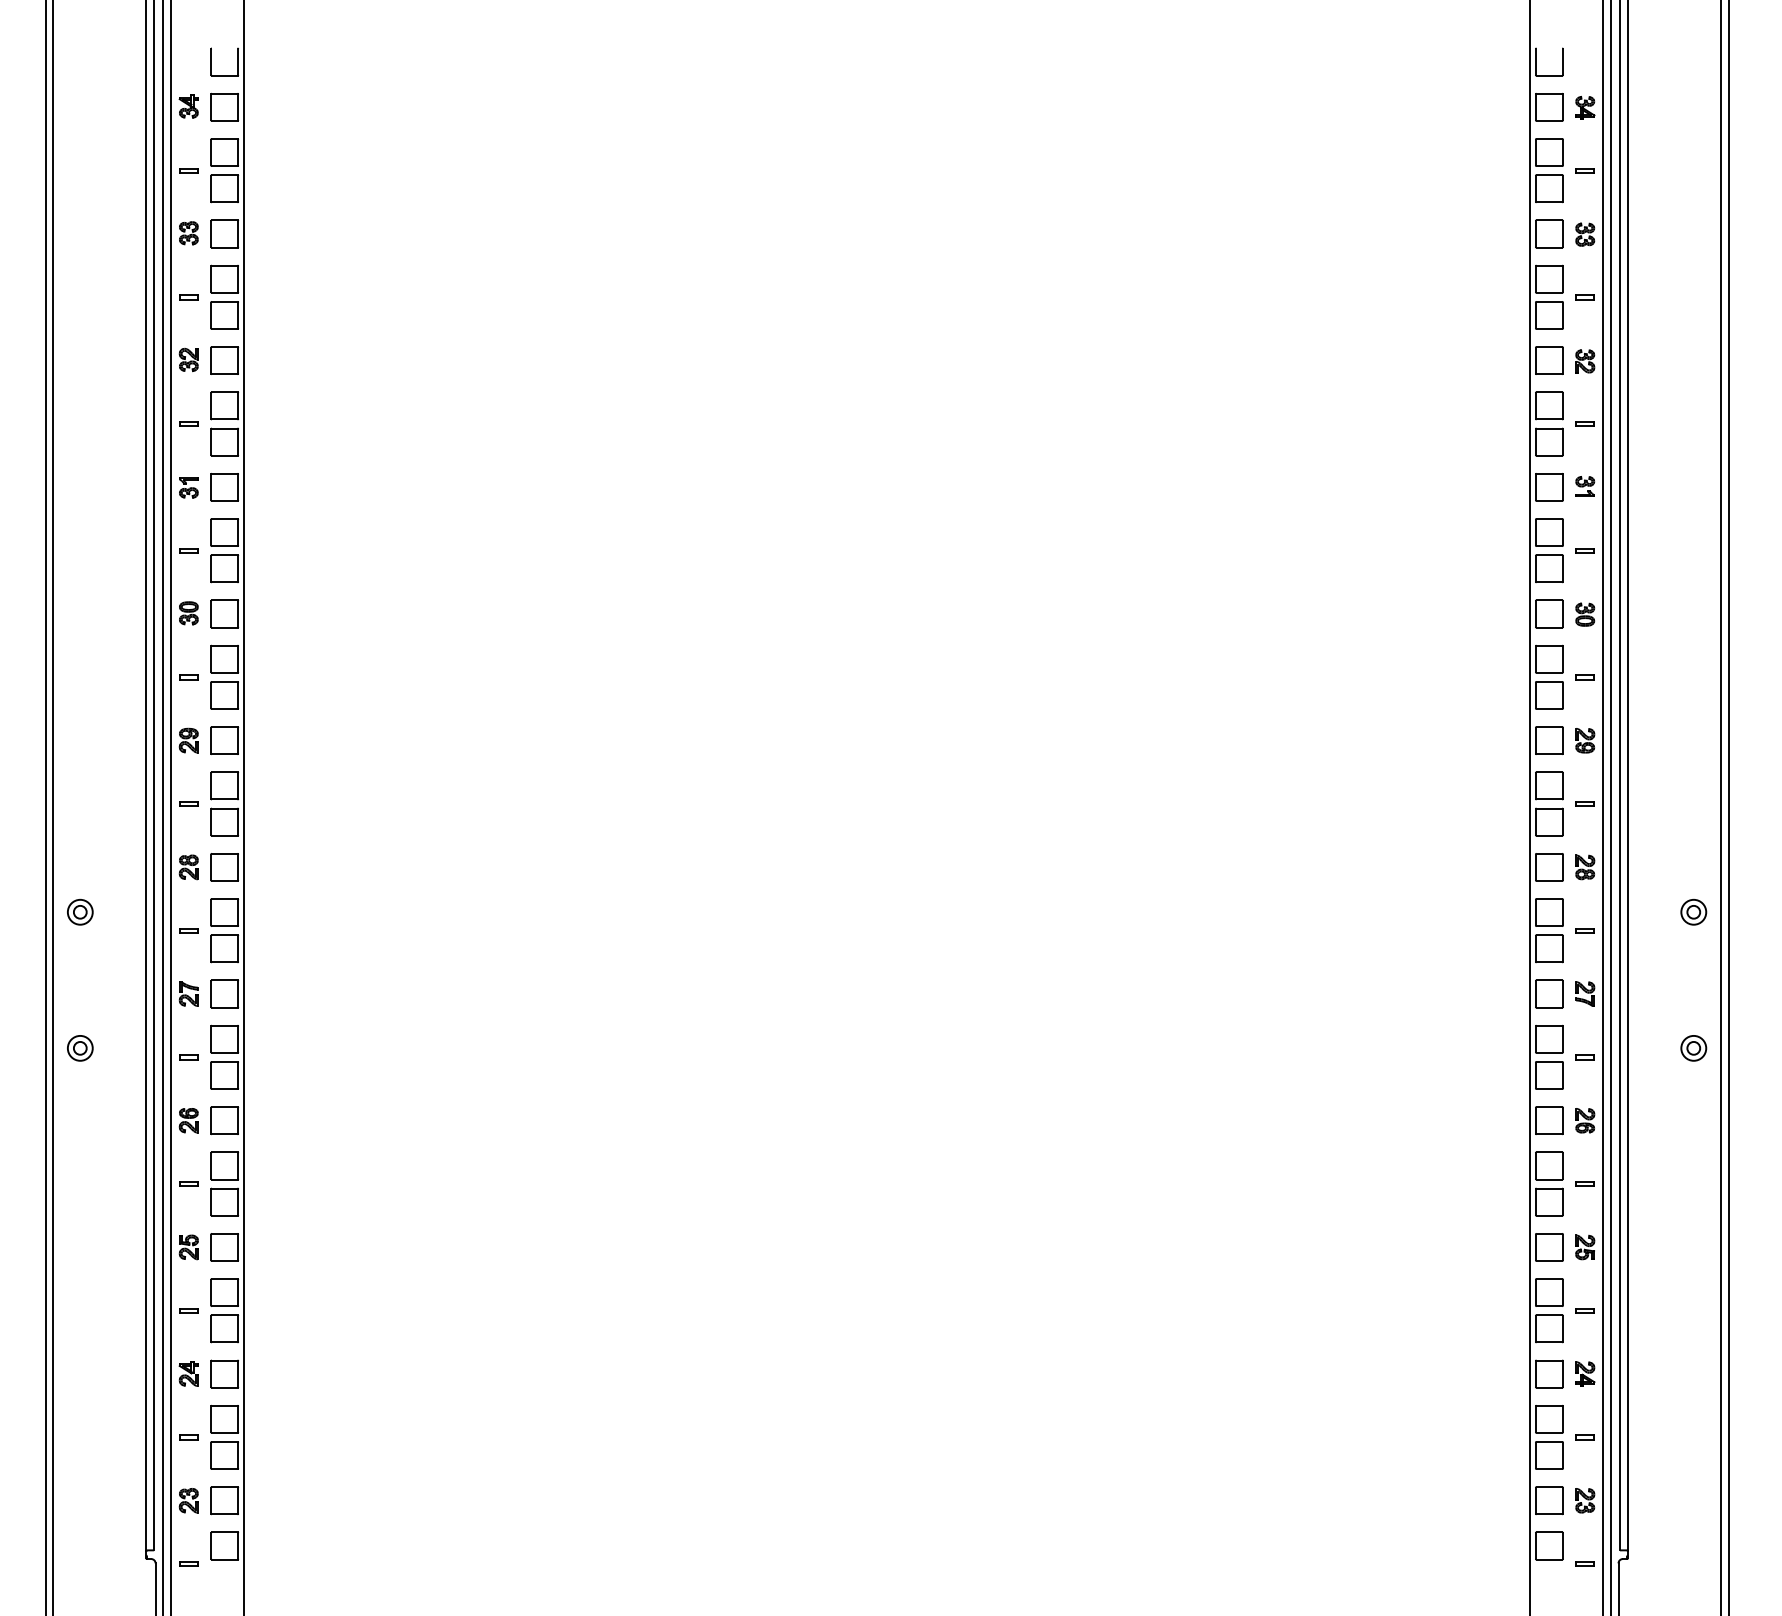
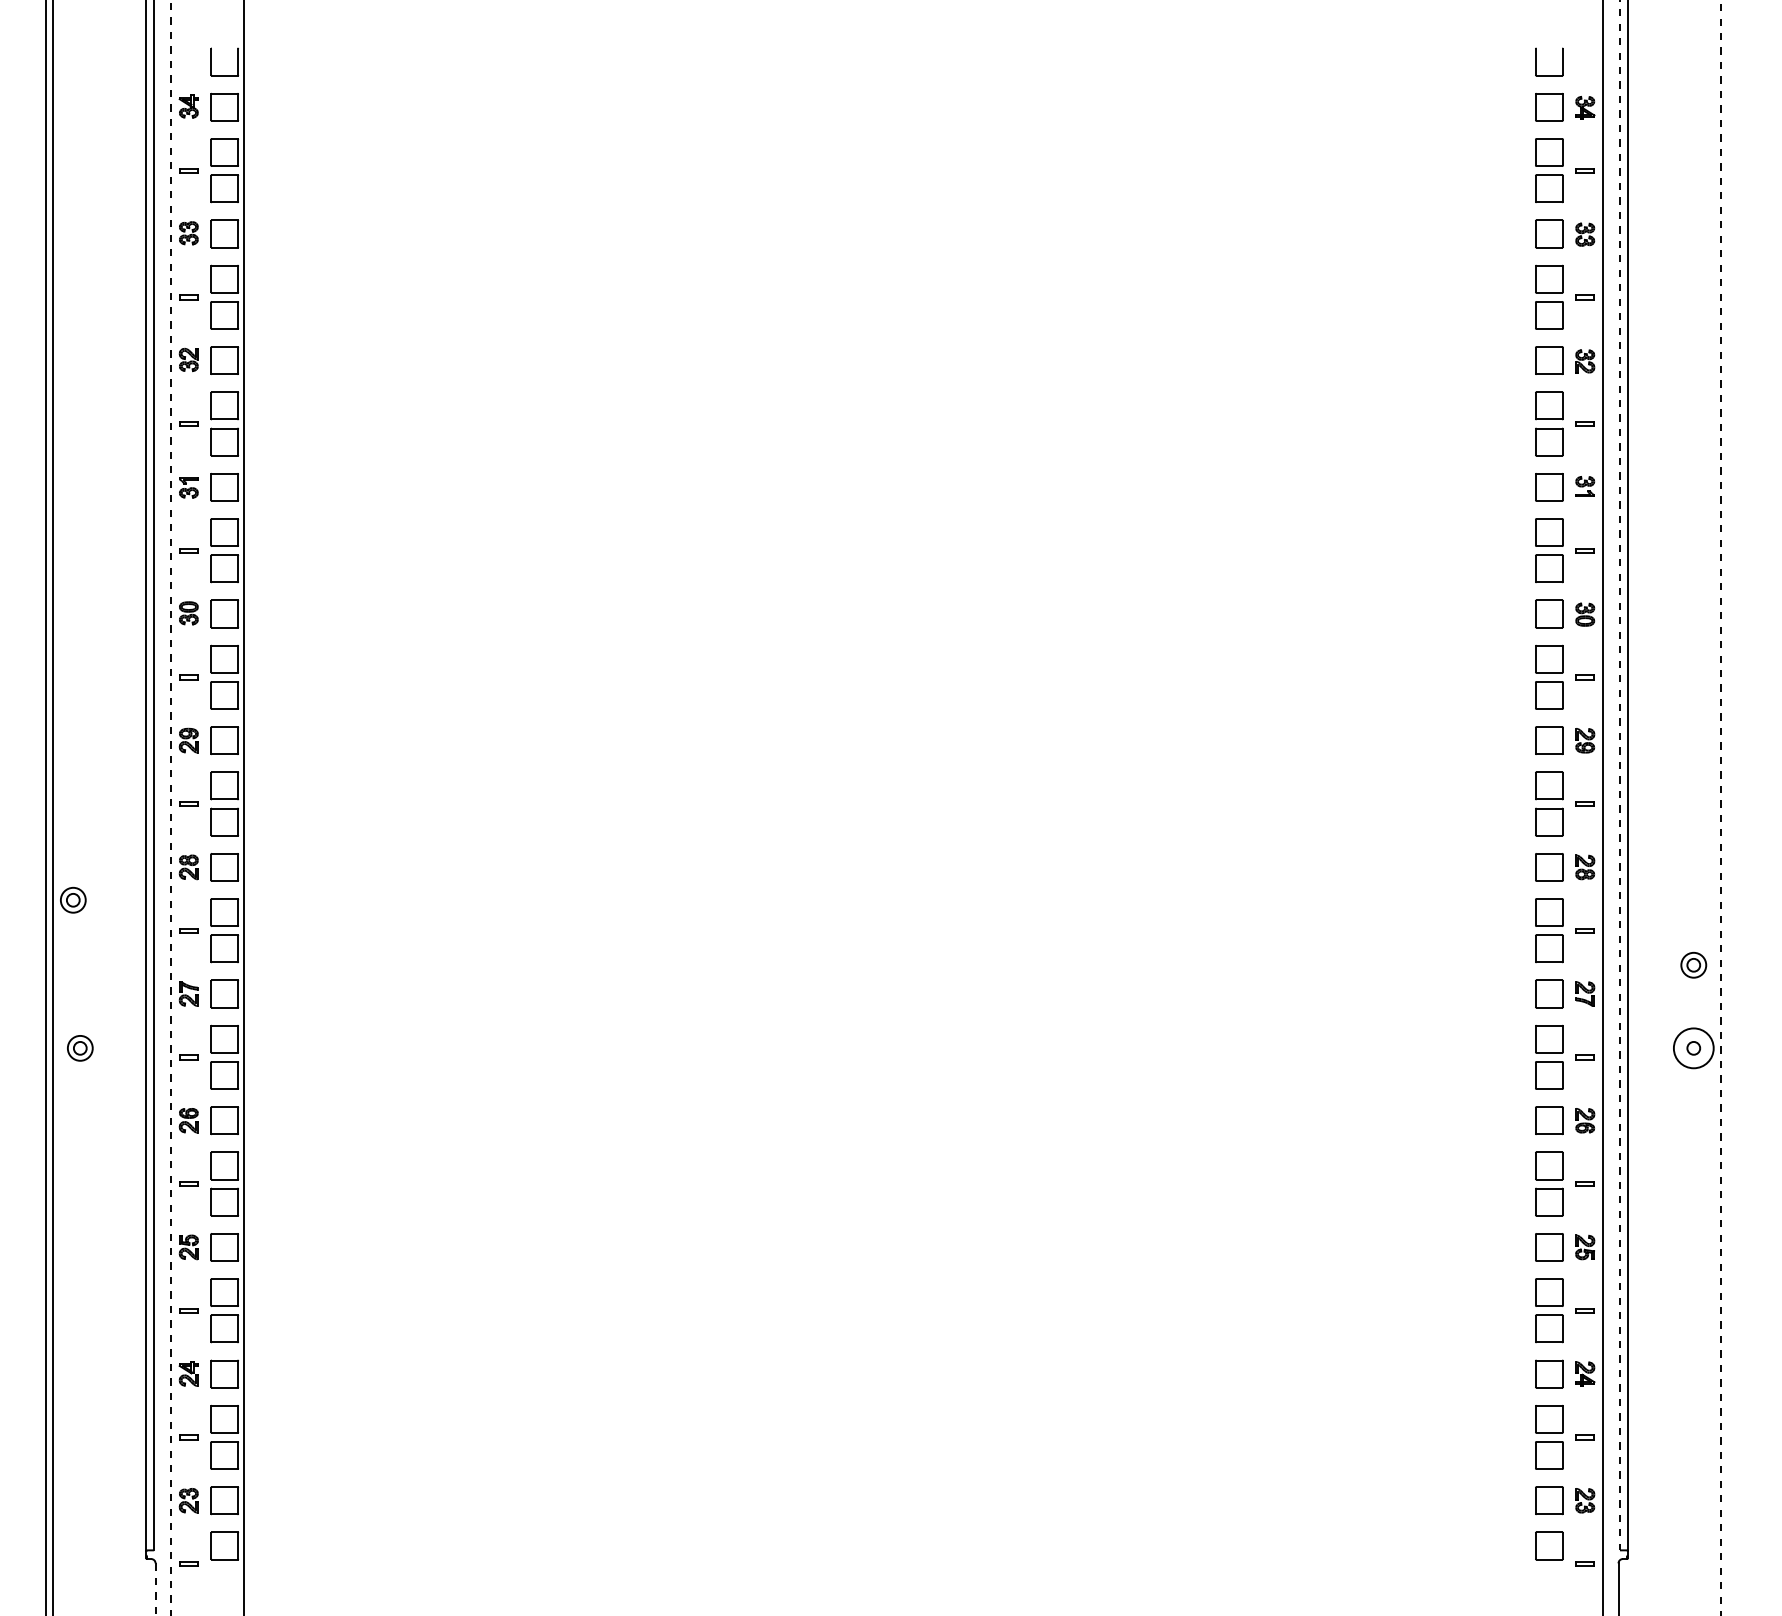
line: solid -> dashed (1619, 775)
line: present -> none (163, 807)
line: solid -> dashed (171, 807)
line: present -> none (1530, 807)
line: present -> none (1610, 807)
line: present -> none (1728, 807)
line: solid -> dashed (1720, 808)
part position: (80, 911) -> (73, 899) (73, 899)
part position: (1693, 911) -> (1693, 964) (1693, 964)
circle diameter: 25 px -> 40 px (1693, 1048)
line: solid -> dashed (155, 1589)
